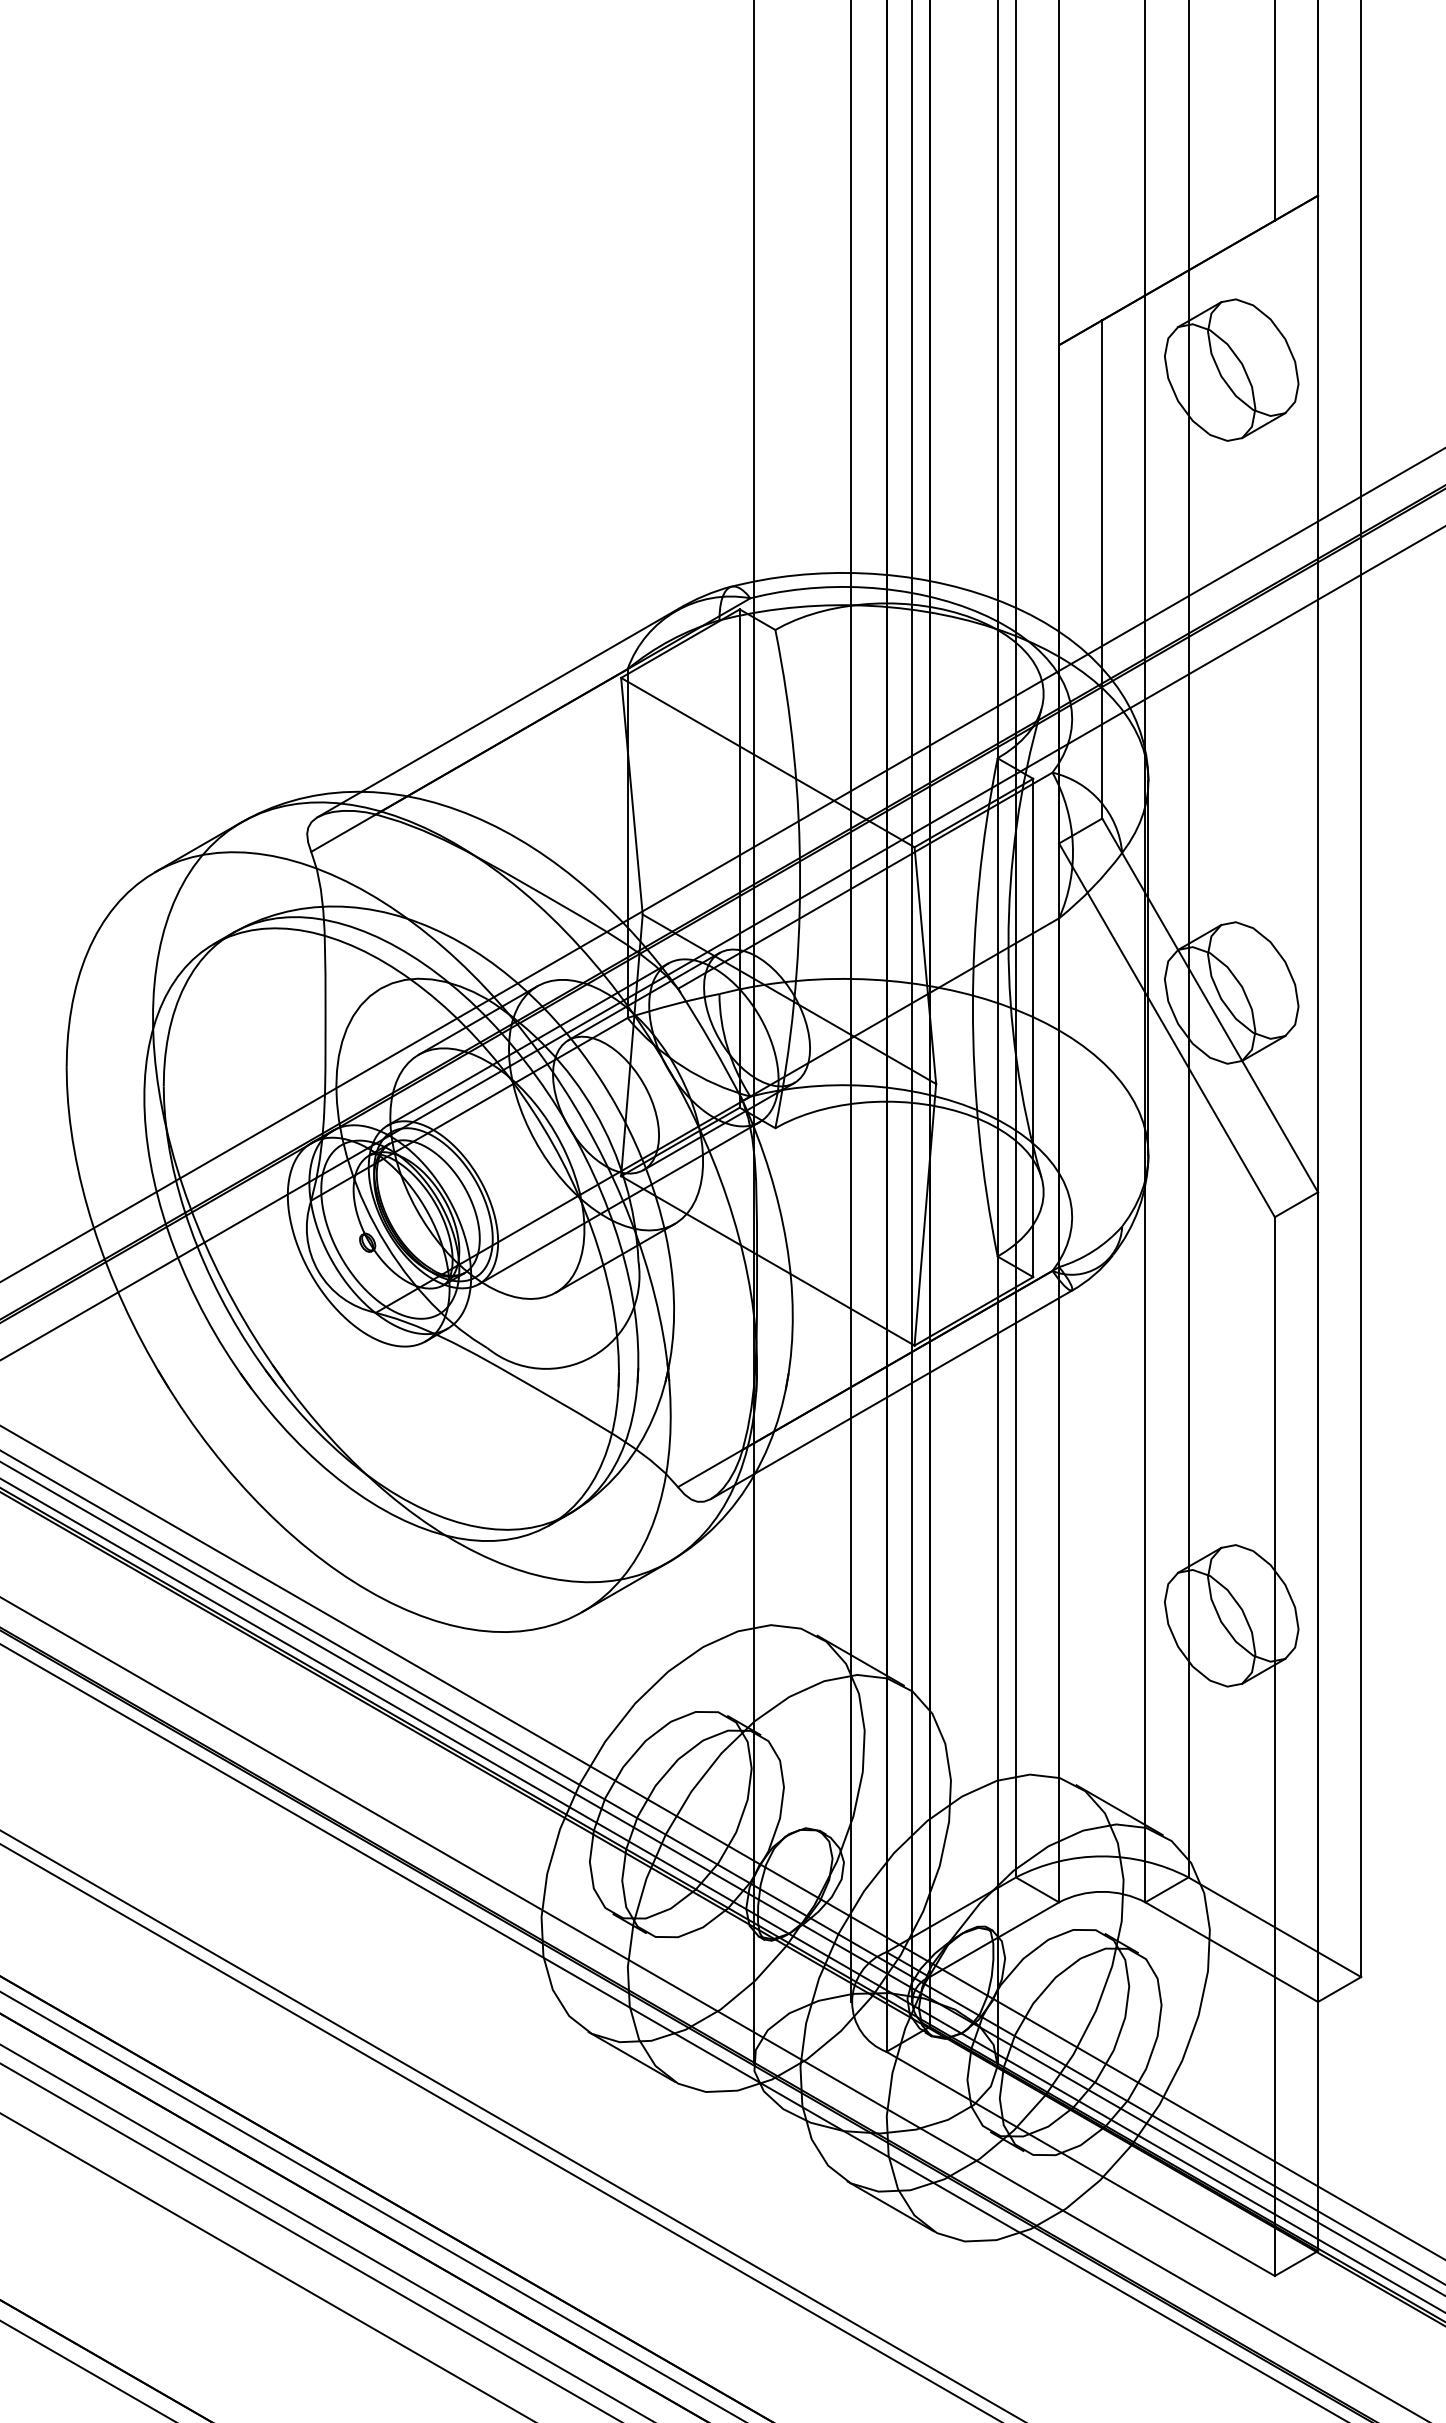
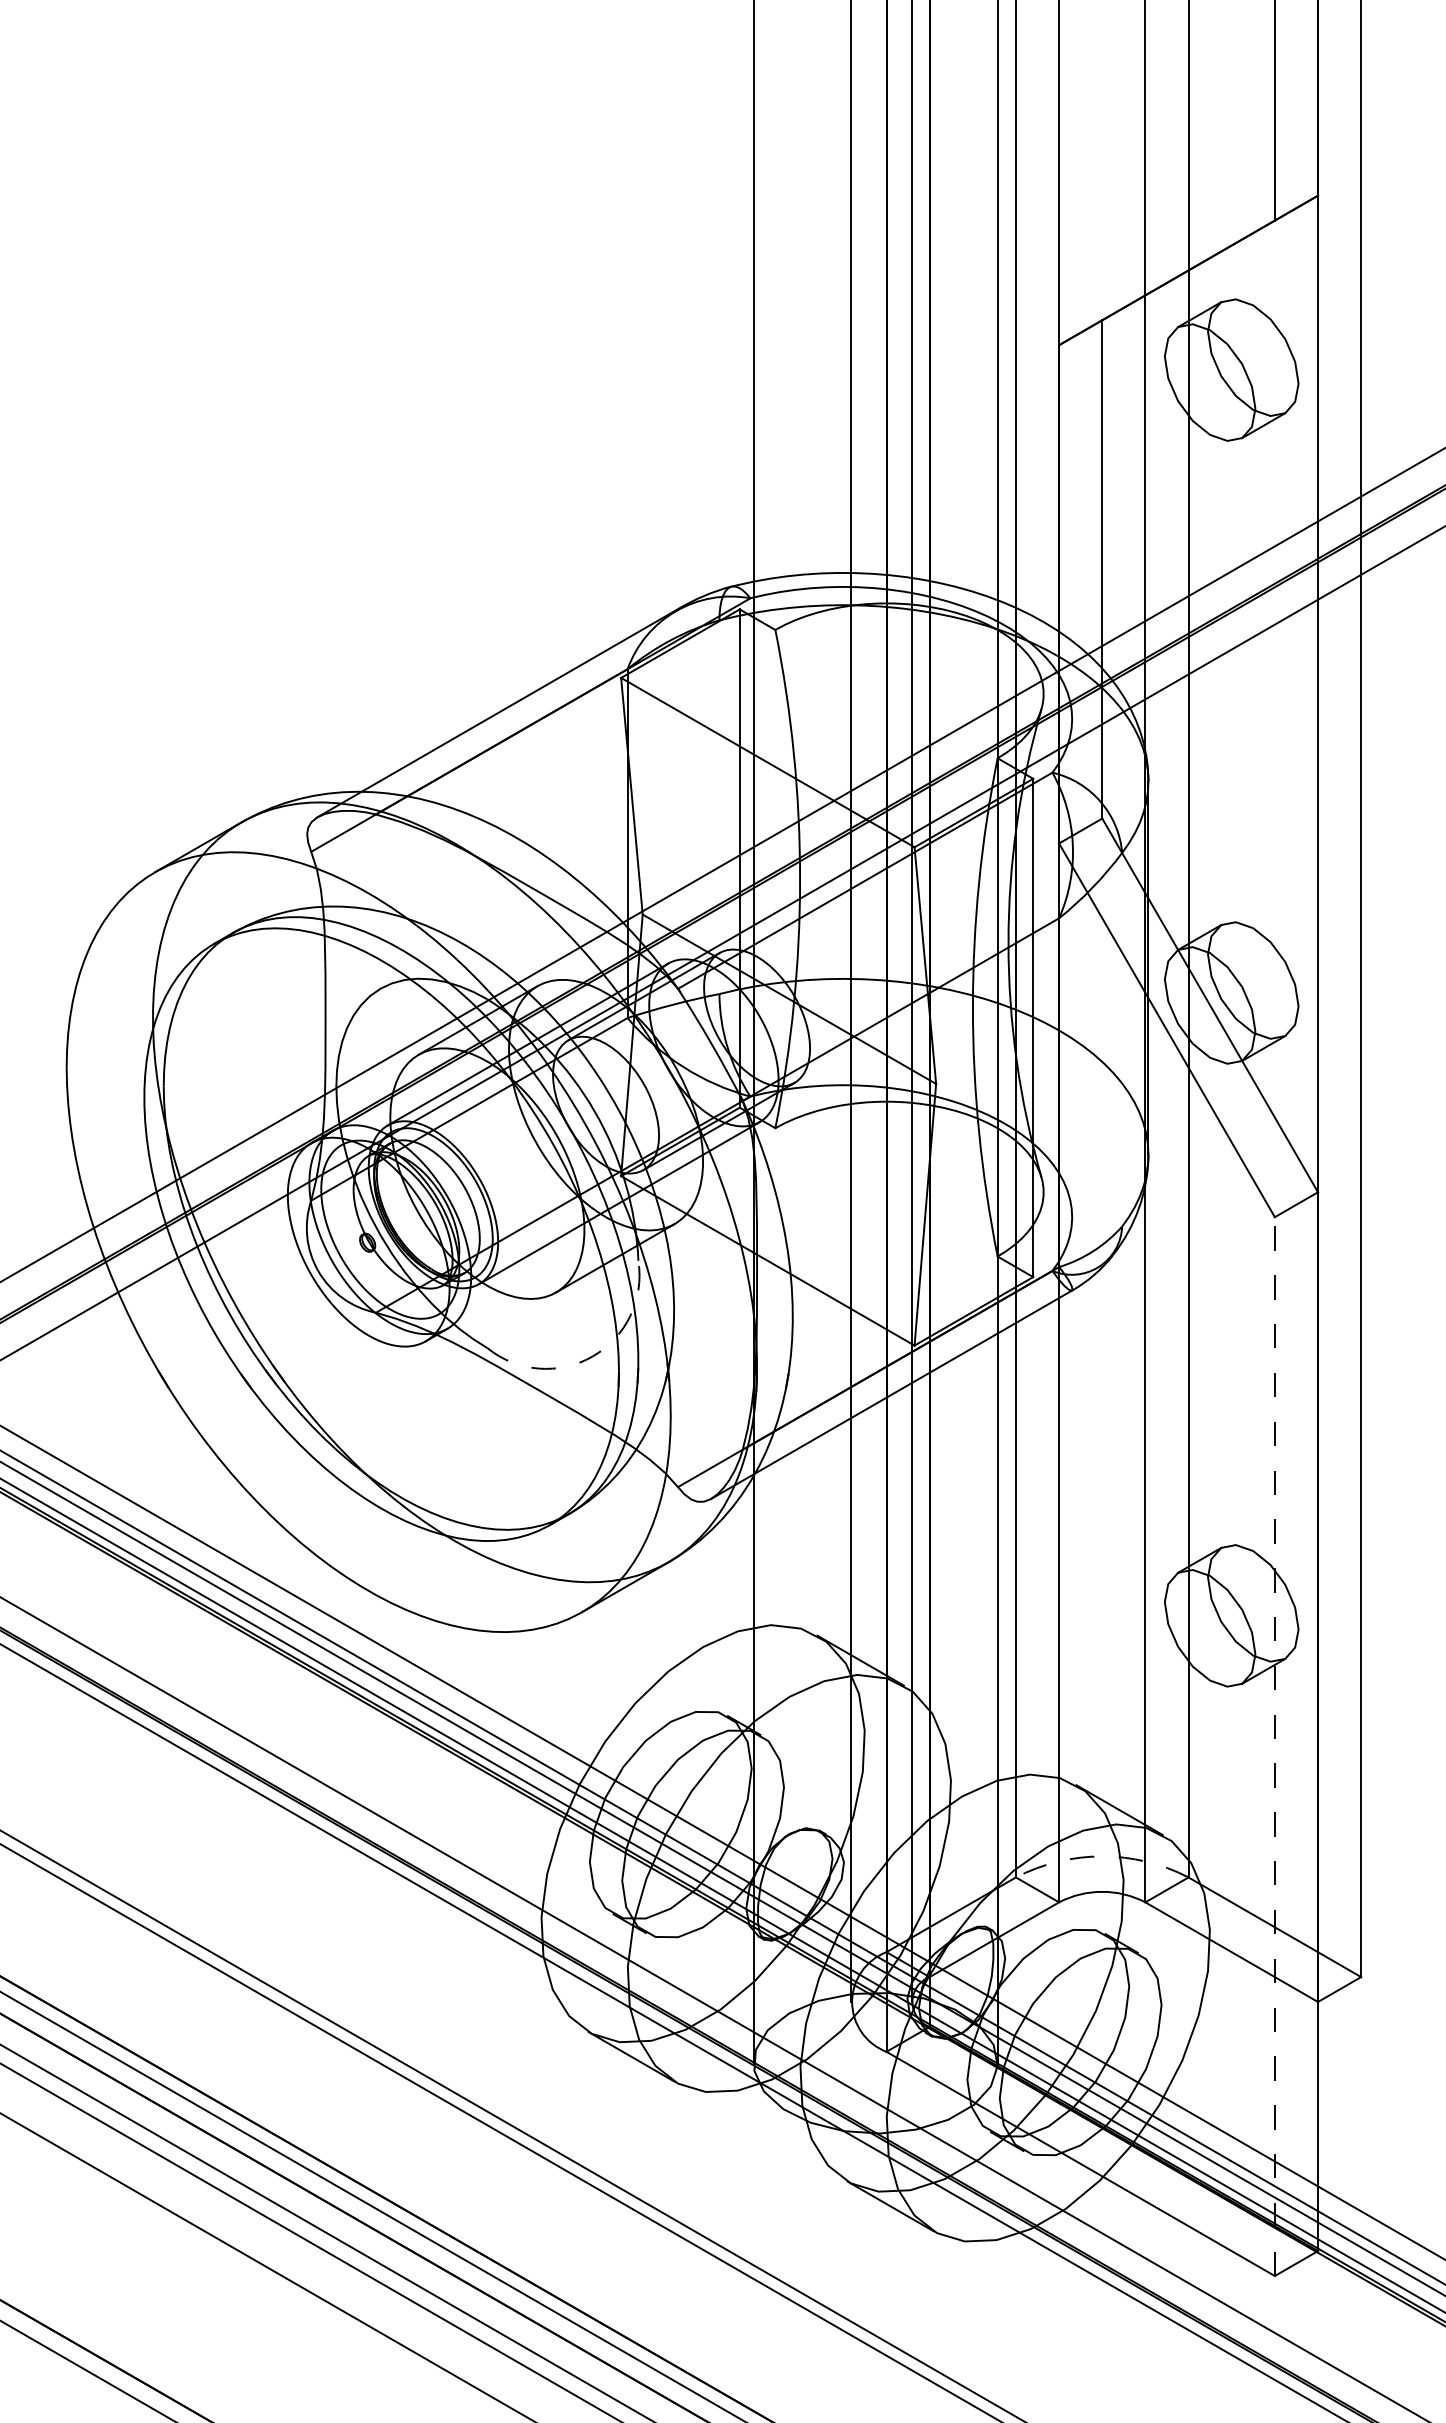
arc: solid -> dashed (592, 1356)
line: solid -> dashed (1274, 1746)
arc: solid -> dashed (1102, 1856)
